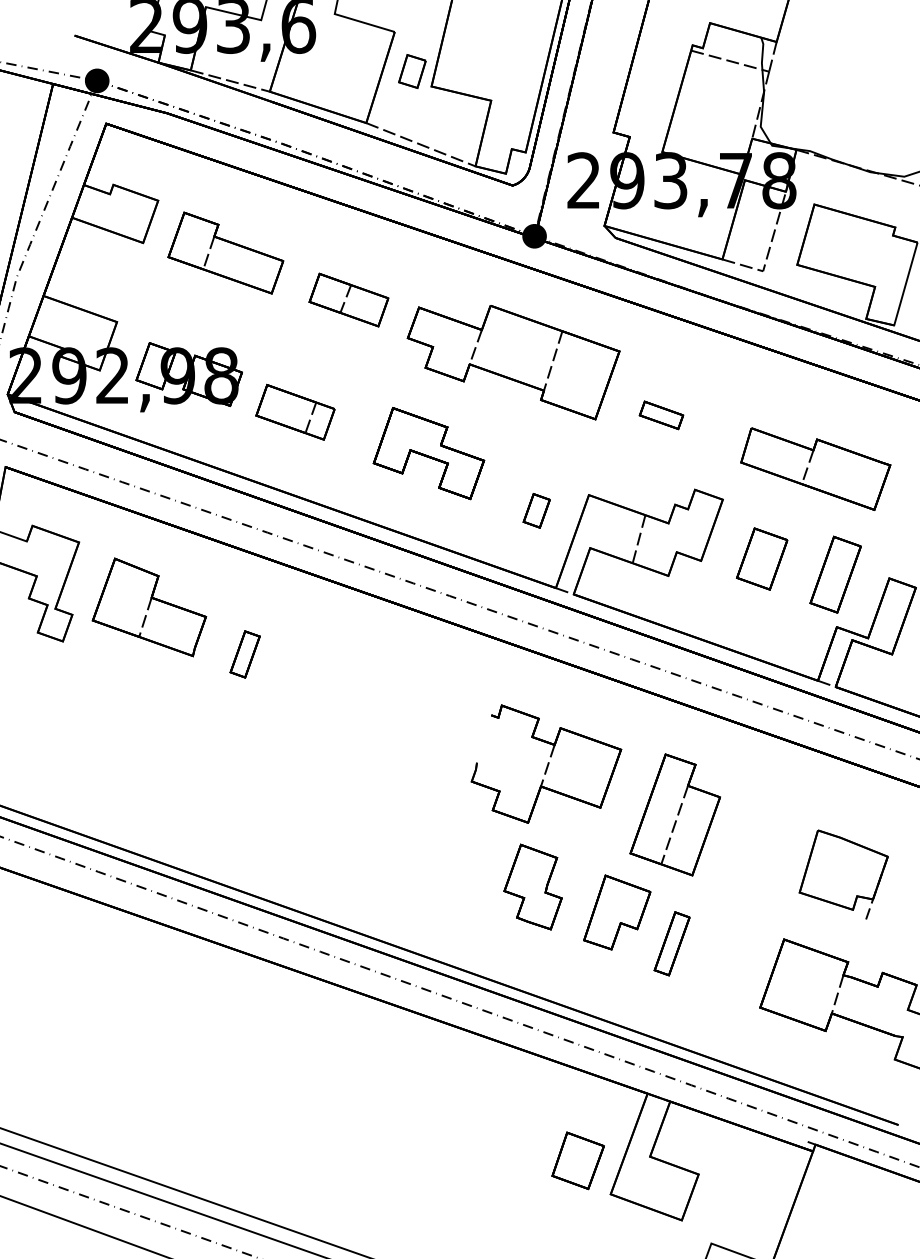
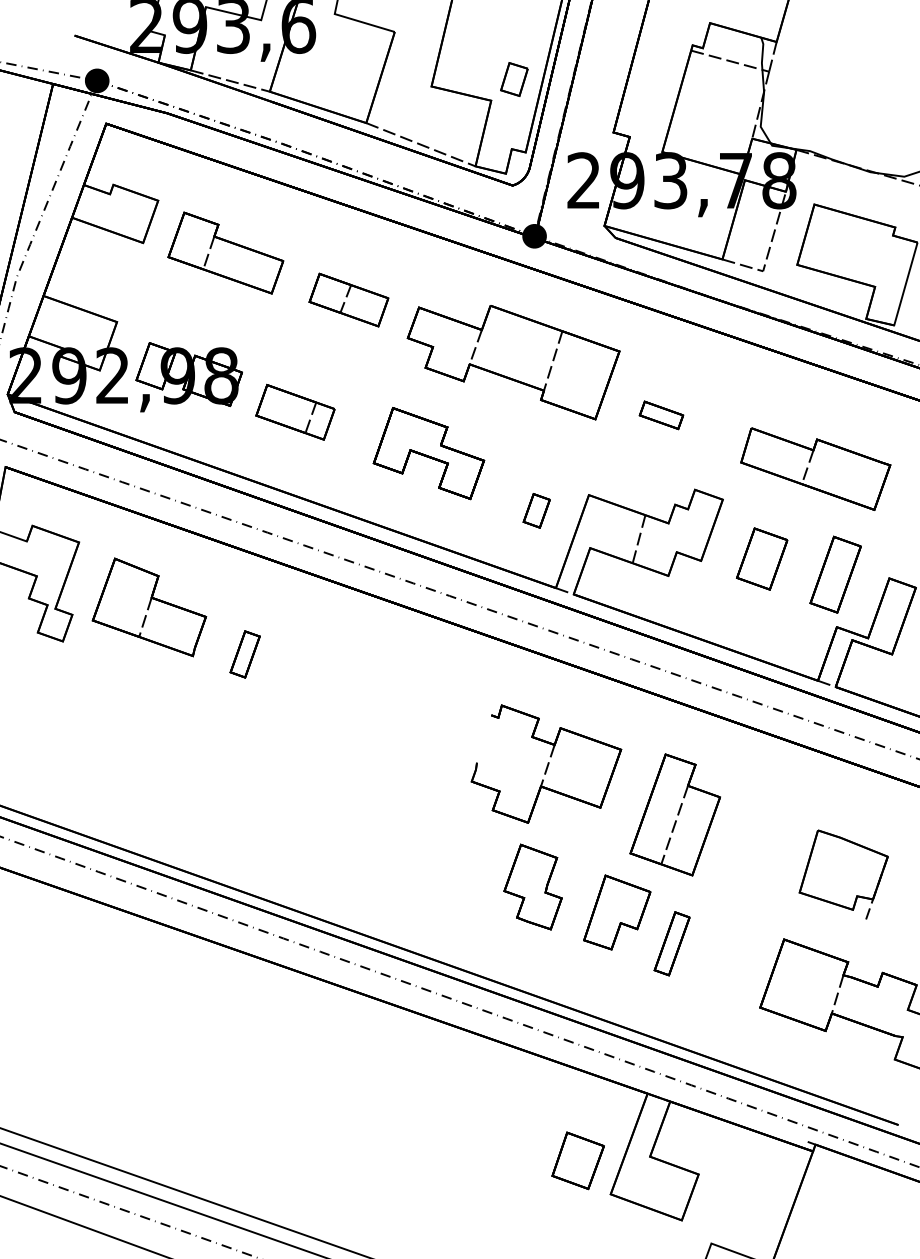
part position: (412, 71) -> (514, 79) (514, 79)
